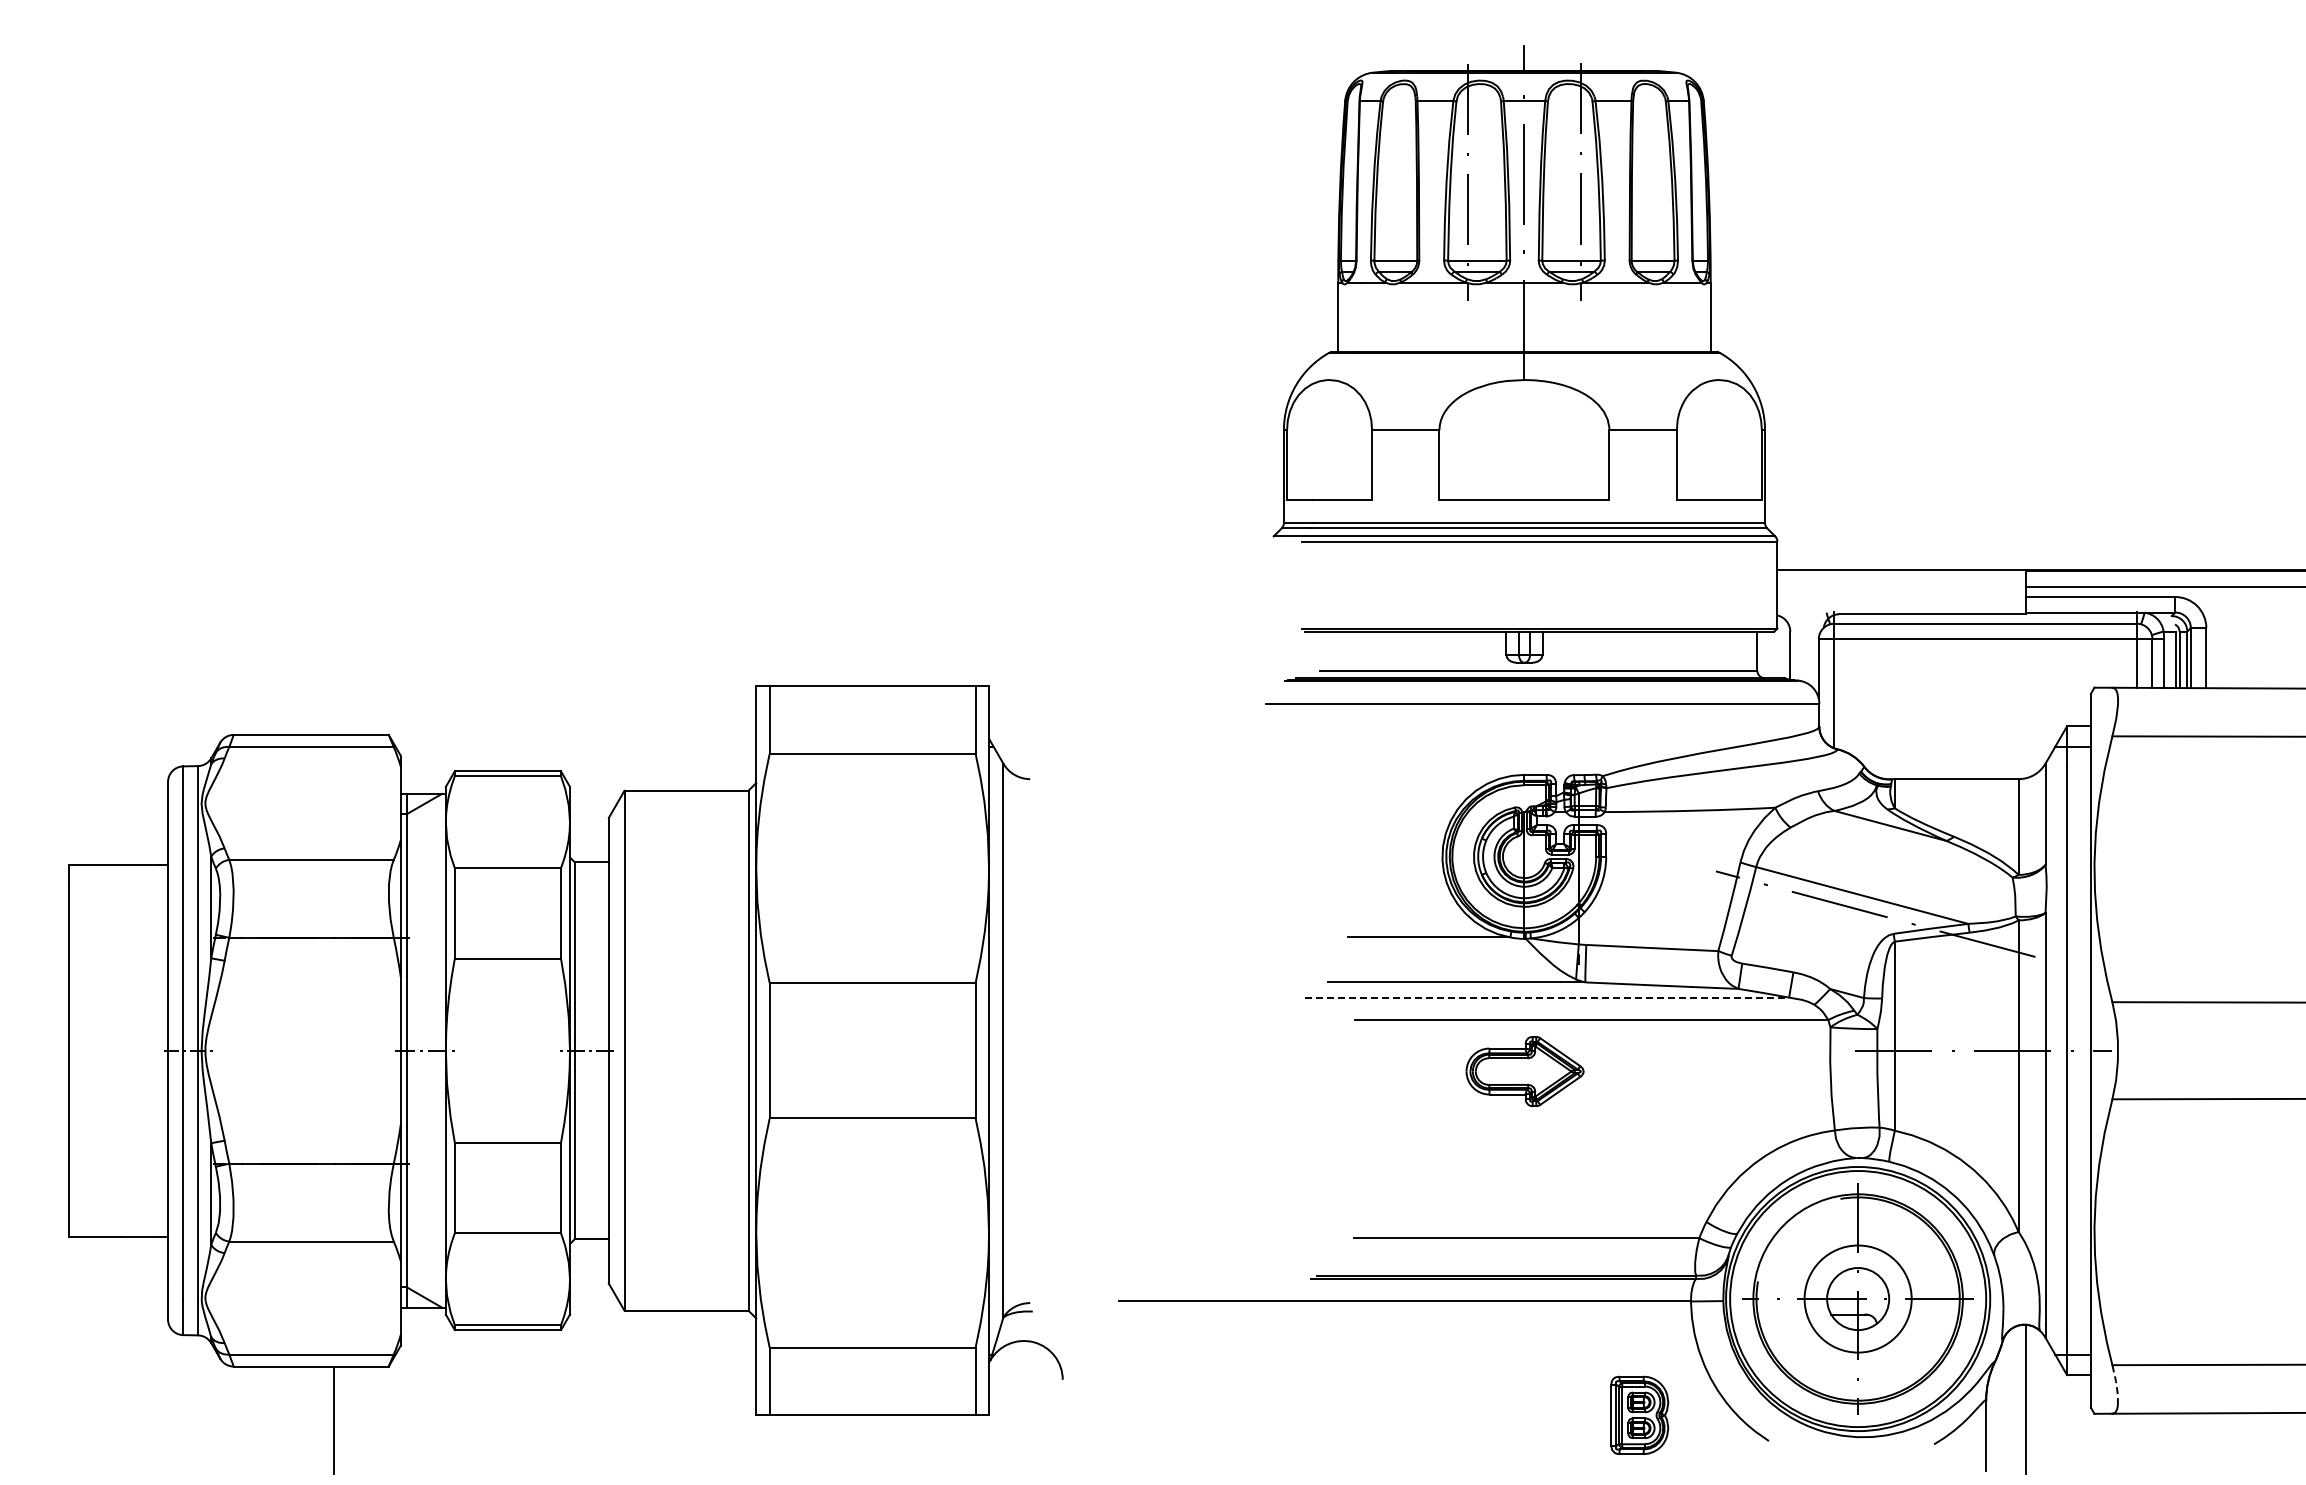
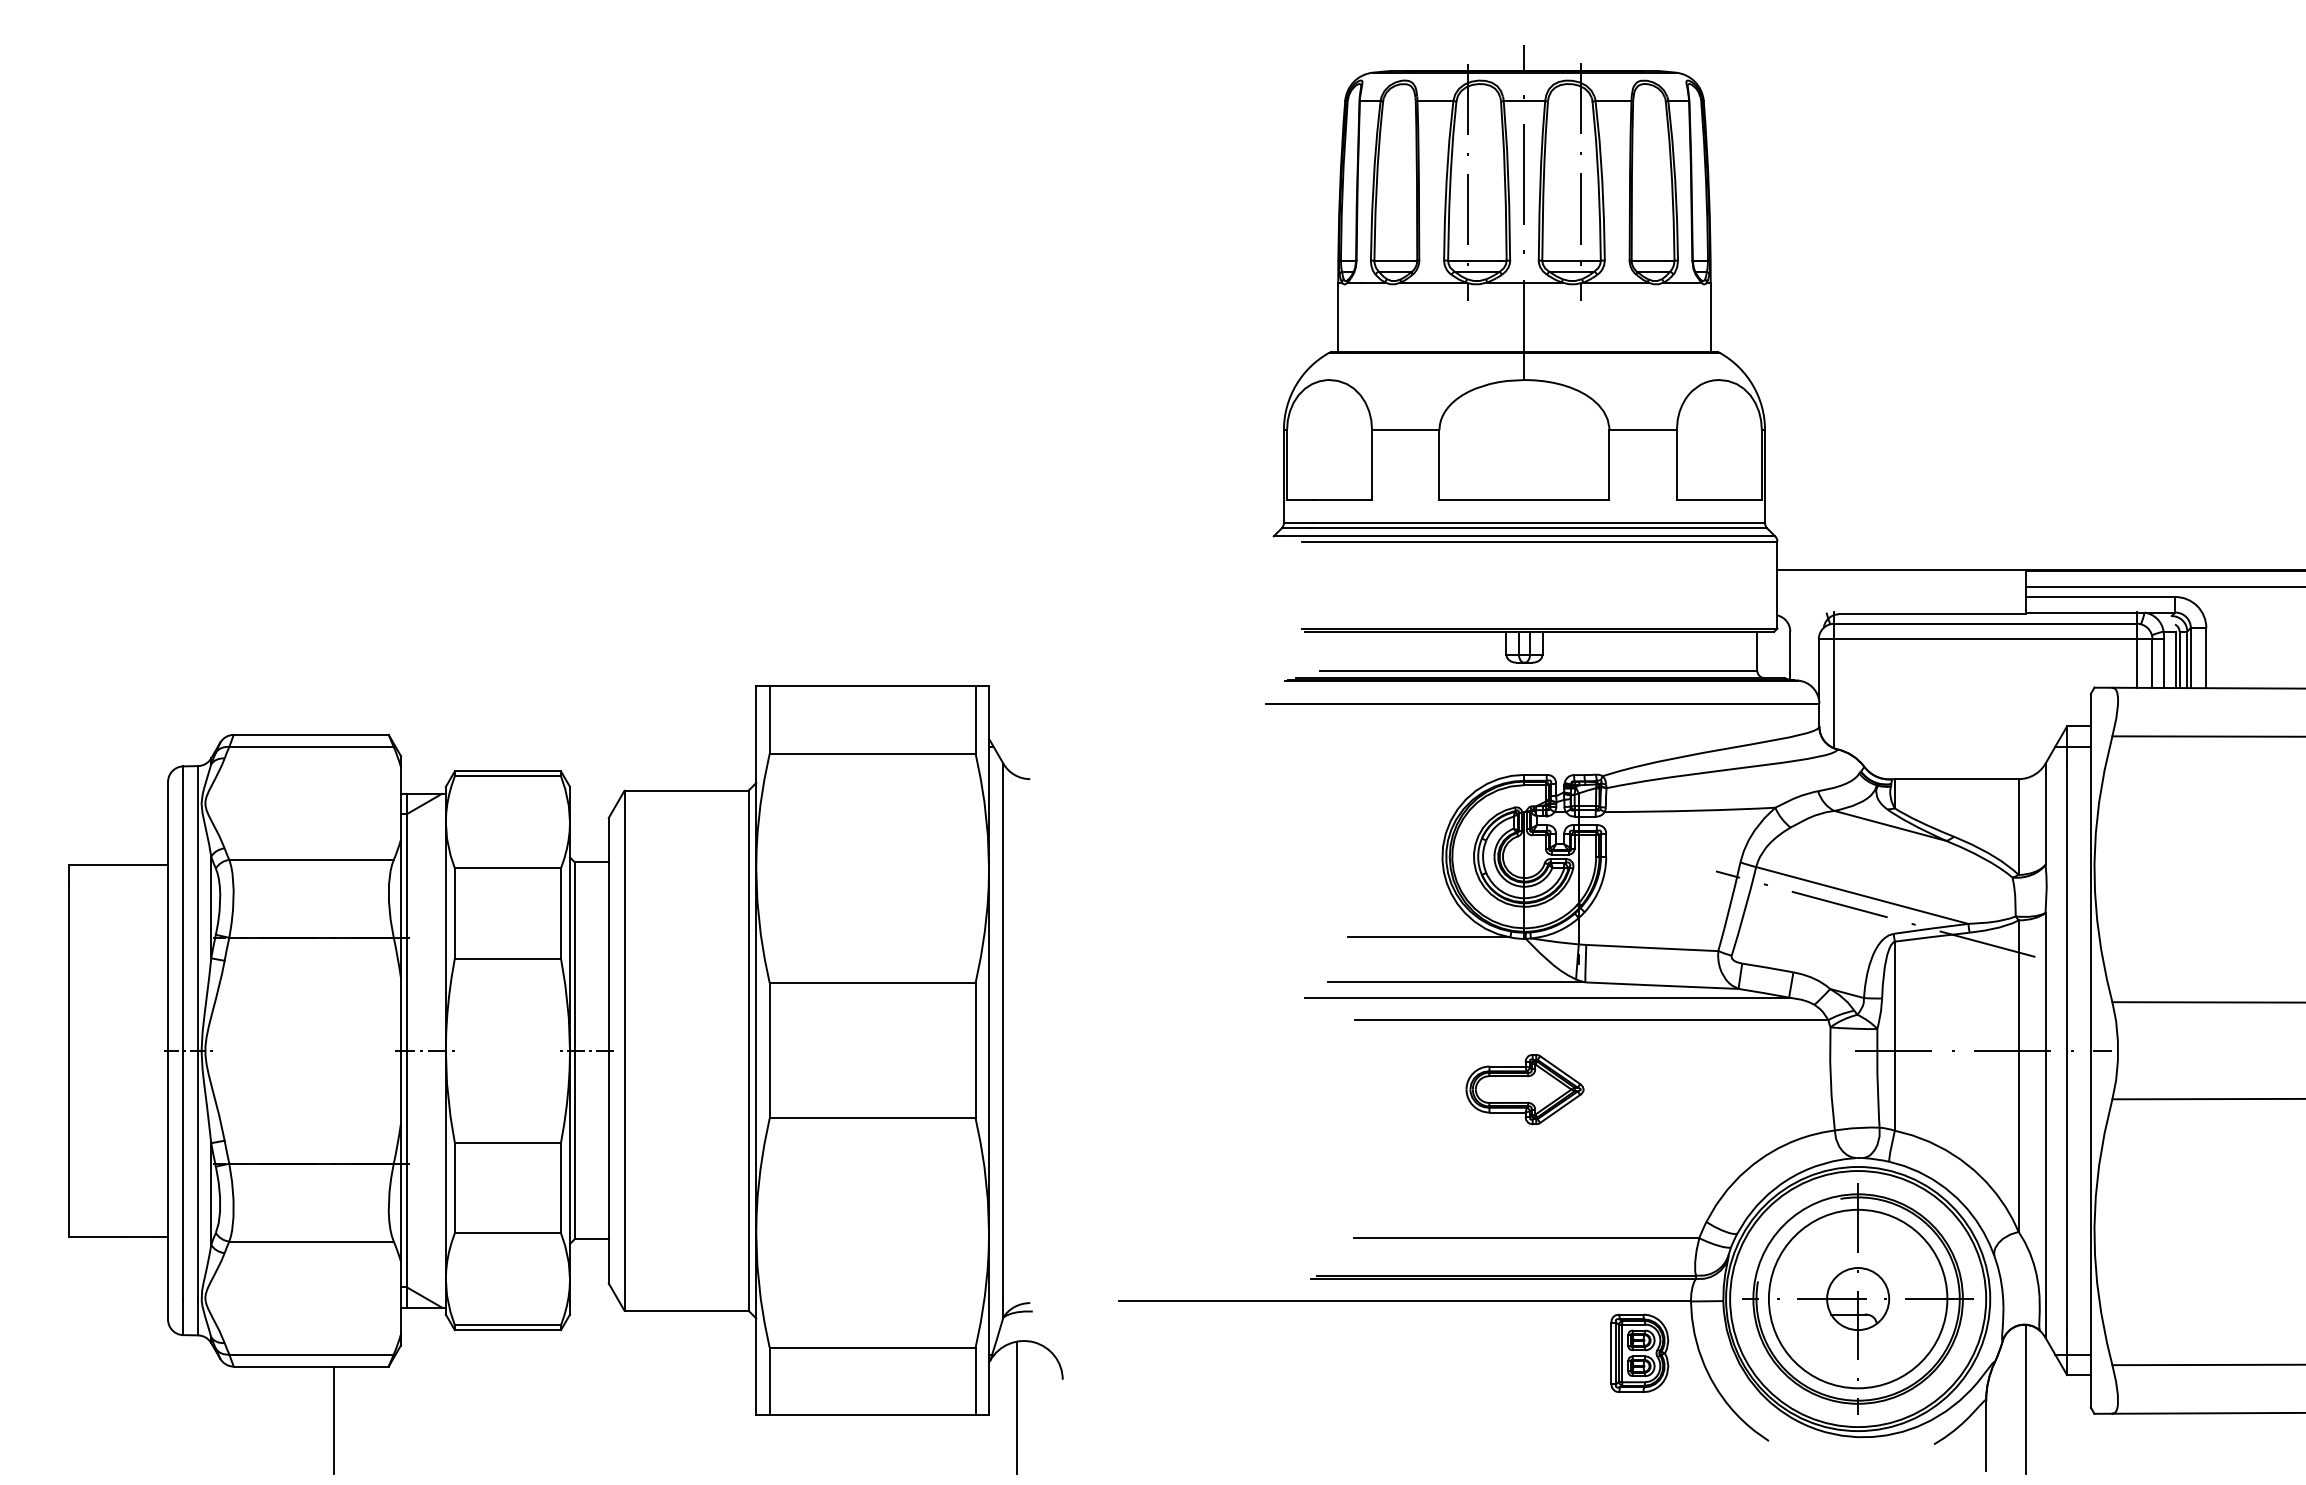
line: dashed -> solid (1547, 997)
part position: (1524, 1071) -> (1524, 1089) (1524, 1089)
circle diameter: 107 px -> 178 px (1857, 1298)
line: dashed -> solid (2116, 1385)
line: none -> present (1016, 1407)
part position: (1639, 1414) -> (1639, 1352) (1639, 1352)
